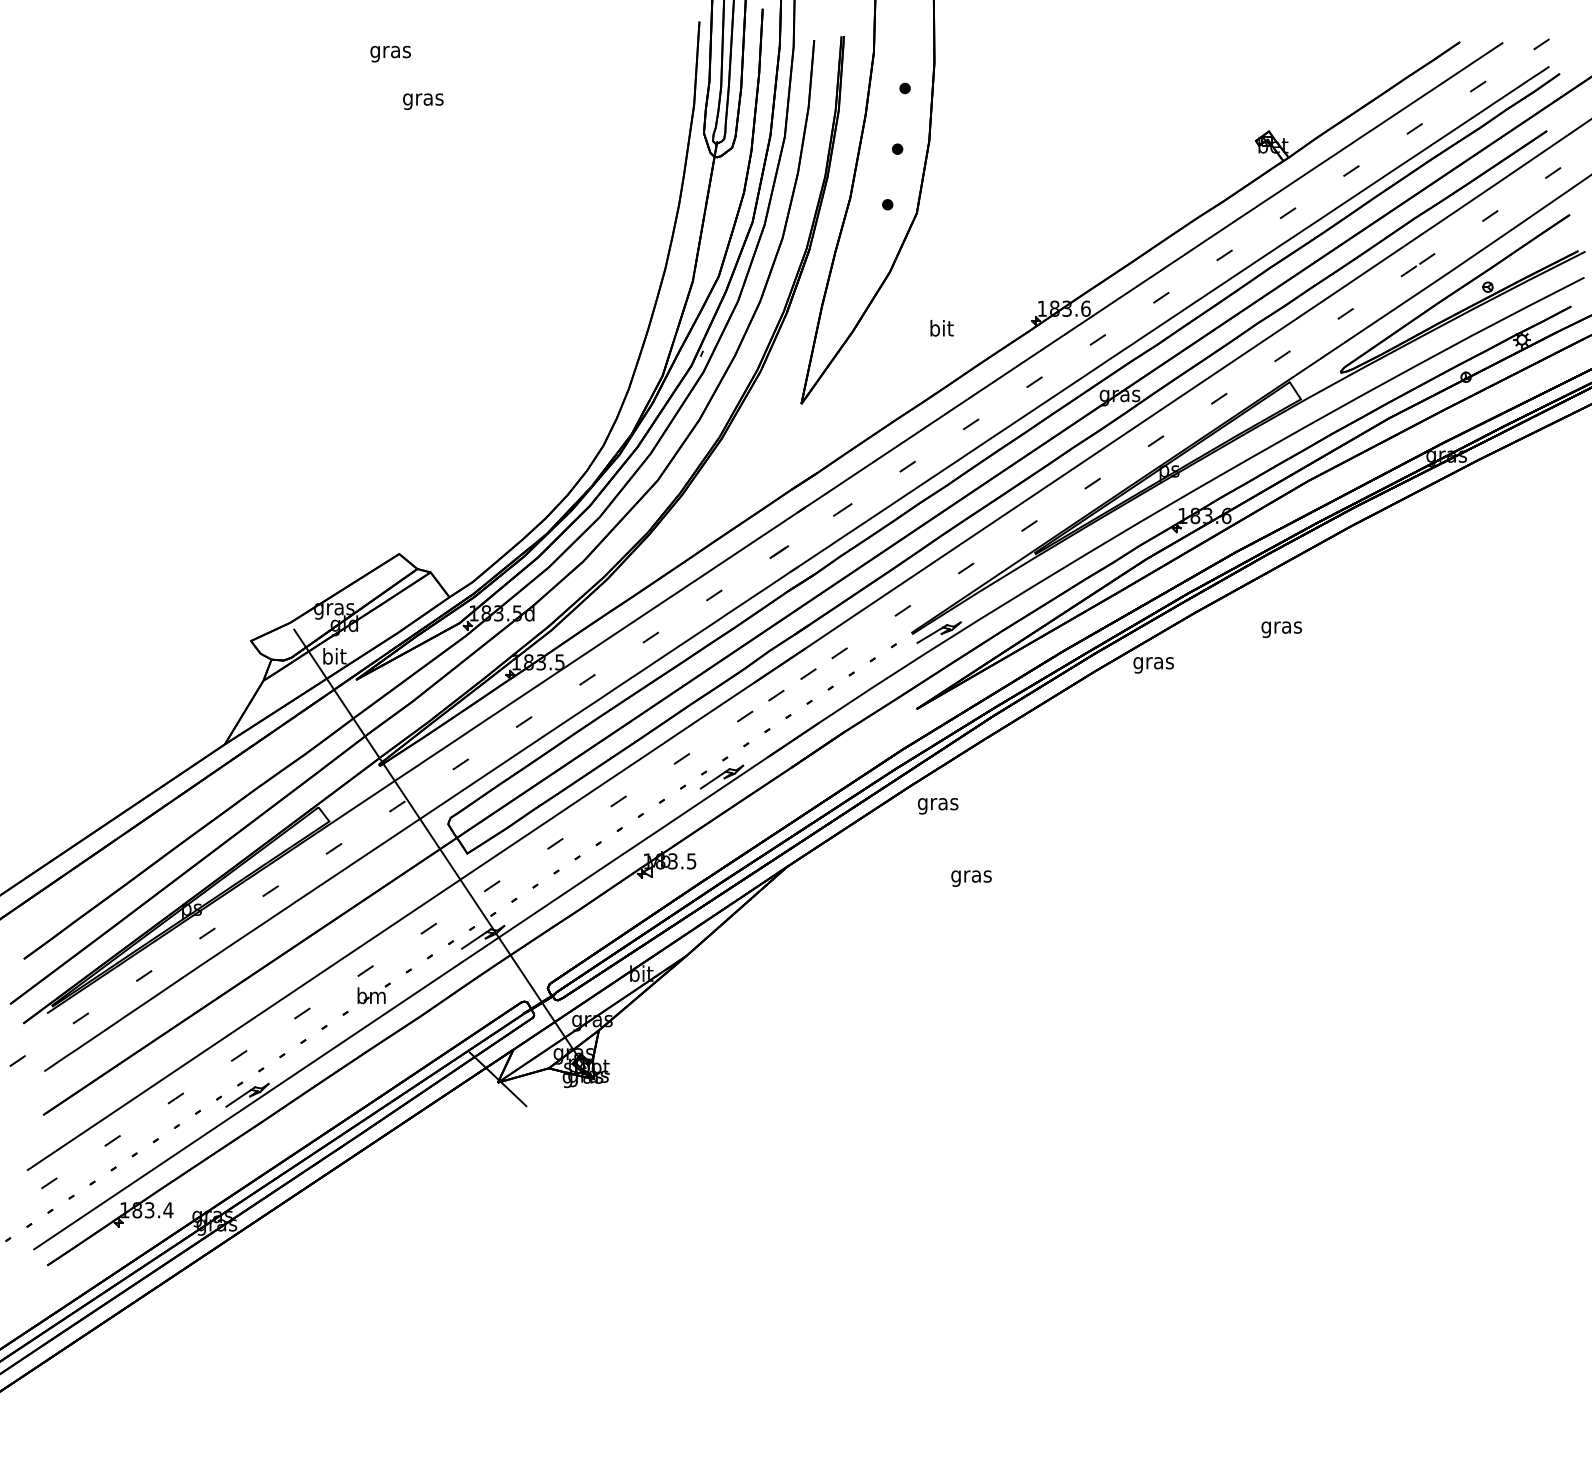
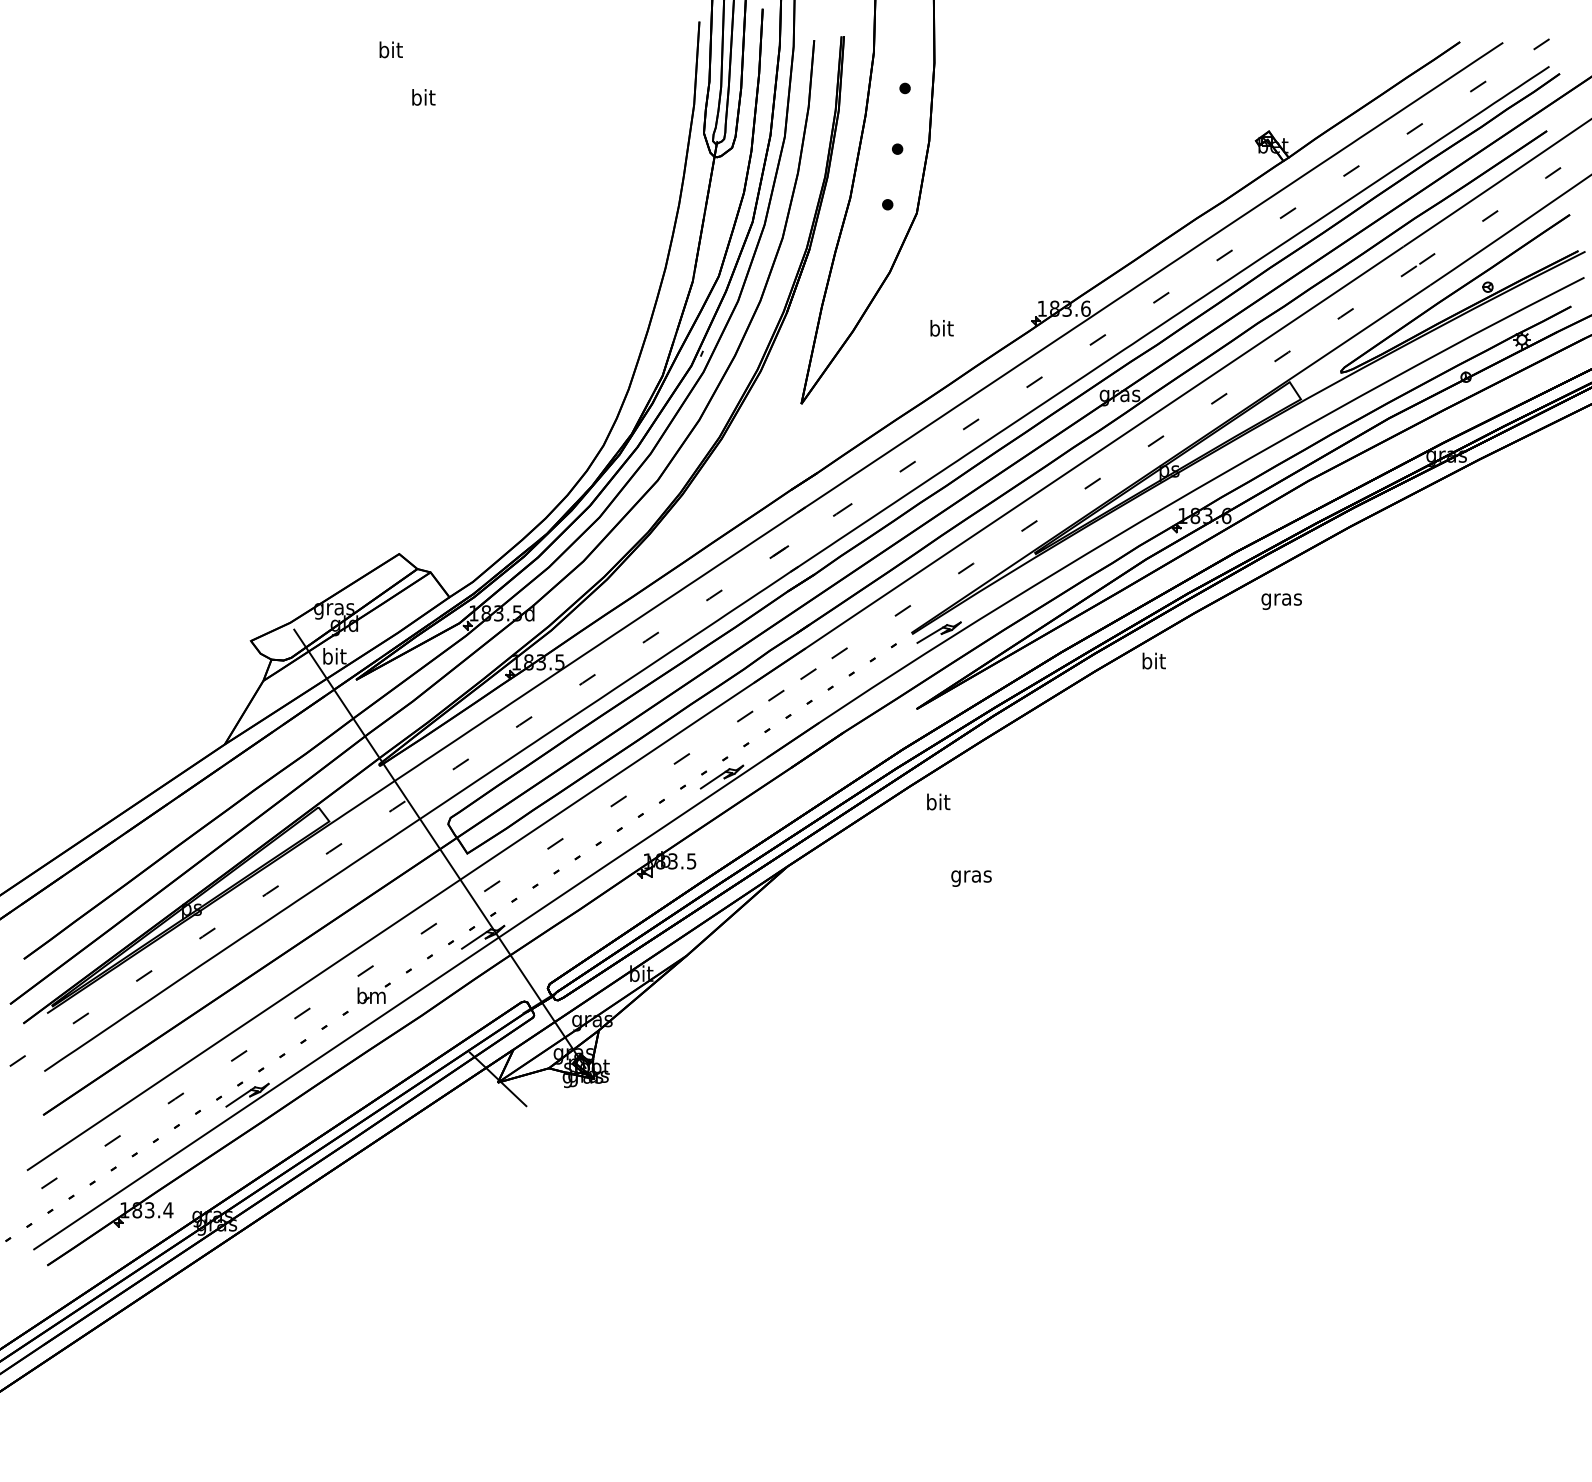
text: gras -> bit (390, 51)
text: gras -> bit (423, 99)
text position: (1281, 629) -> (1281, 601) (1281, 601)
text: gras -> bit (1153, 662)
text: gras -> bit (937, 803)
